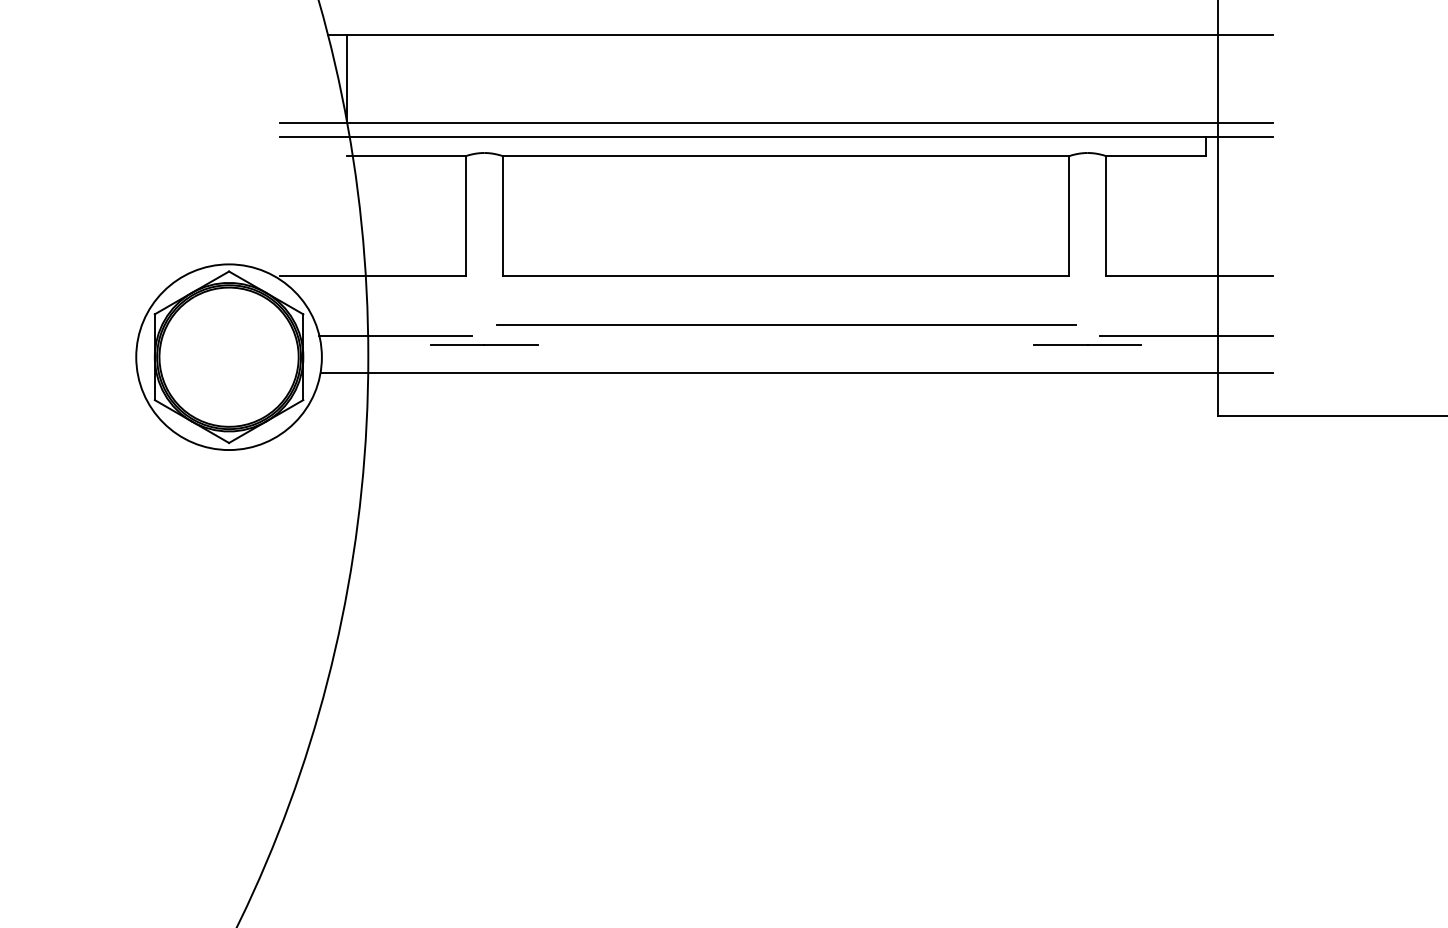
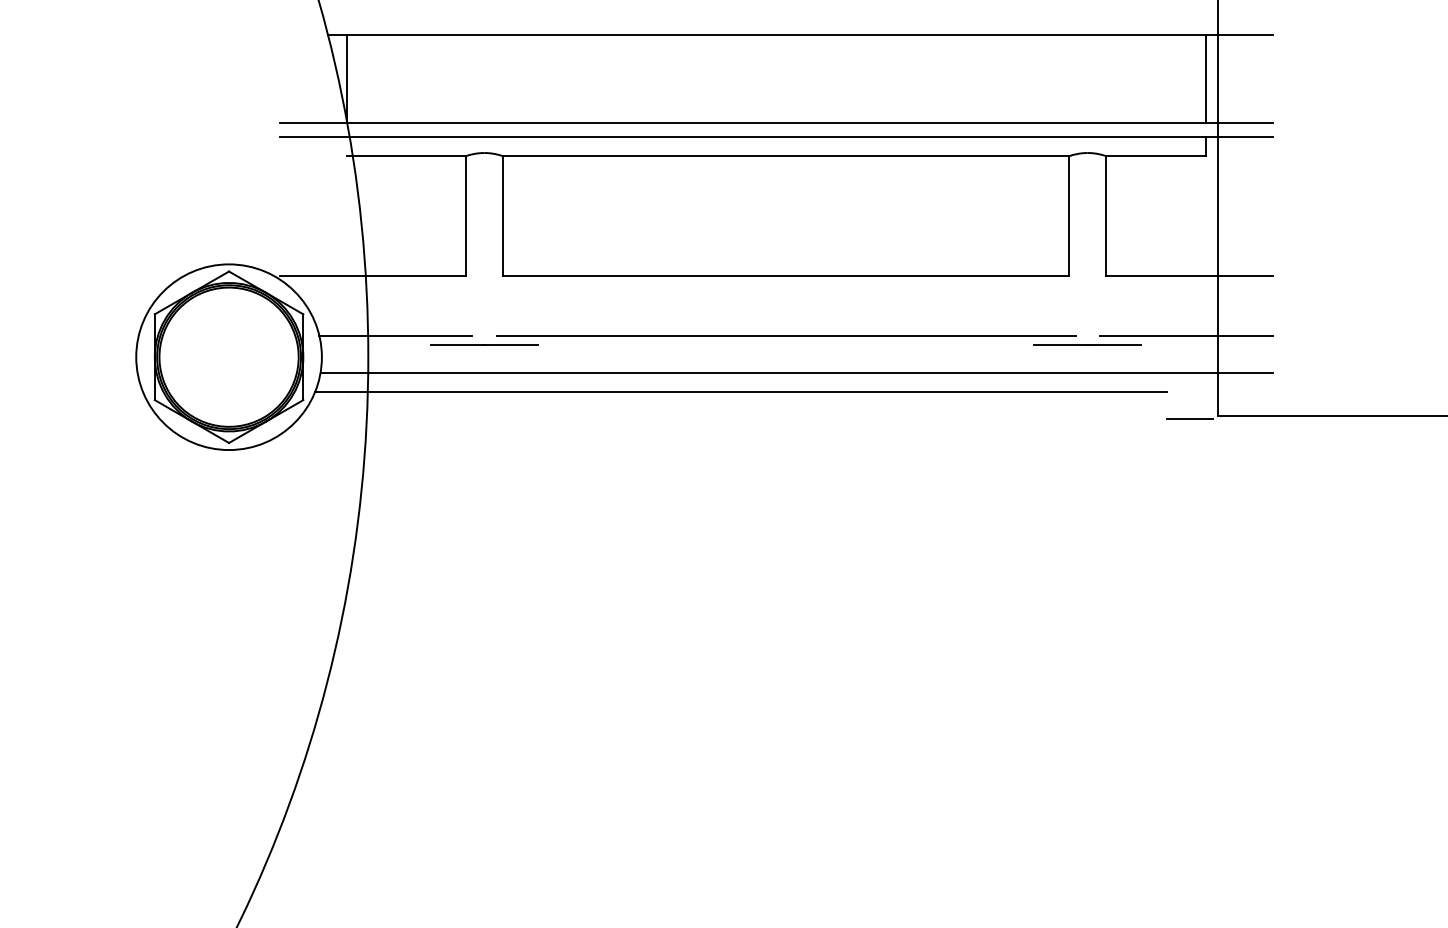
line: none -> present (1206, 78)
line position: (786, 324) -> (786, 335) (786, 335)
line: none -> present (740, 391)
line: none -> present (1189, 419)
